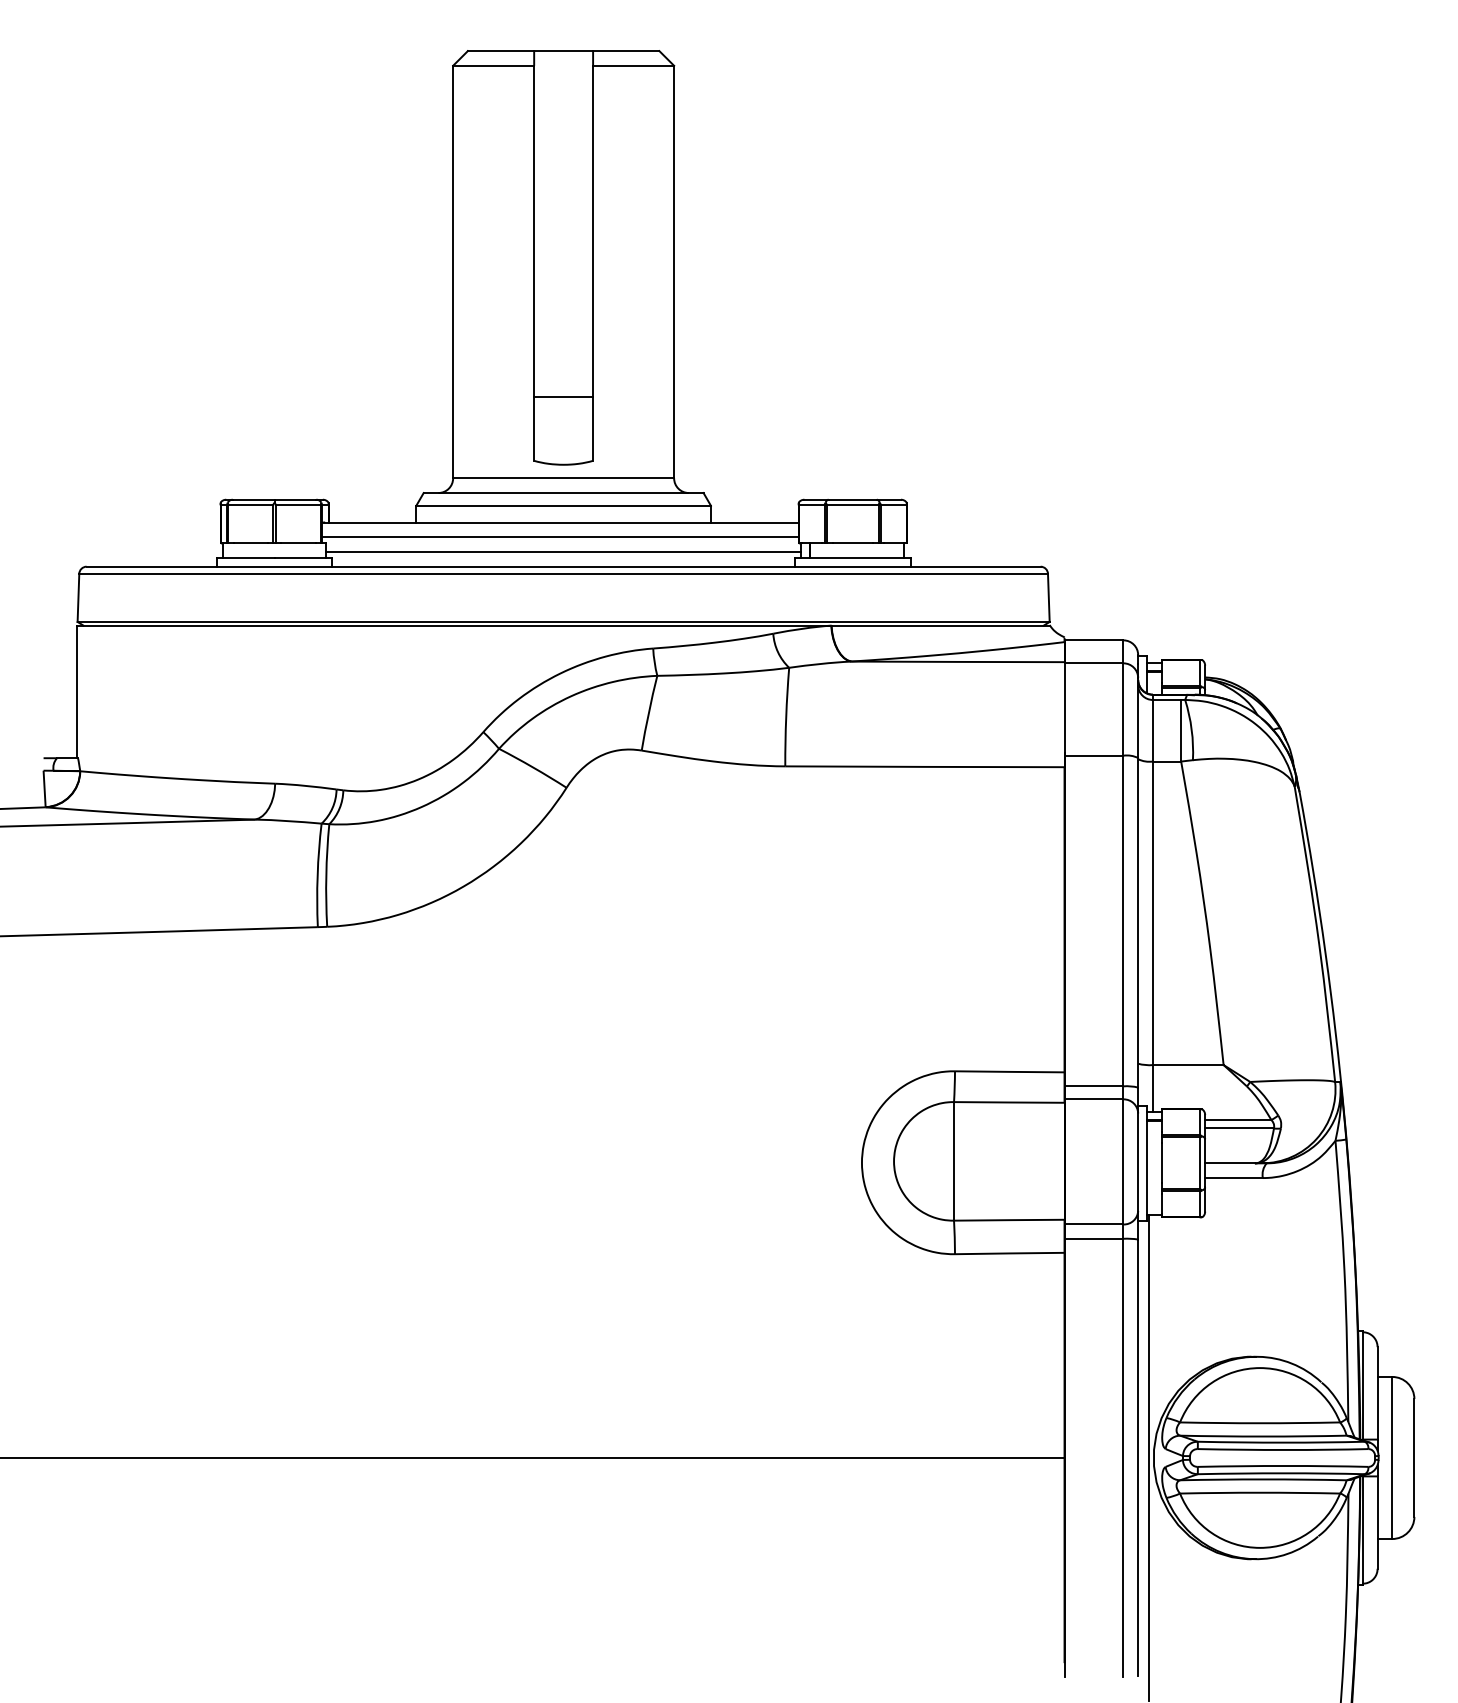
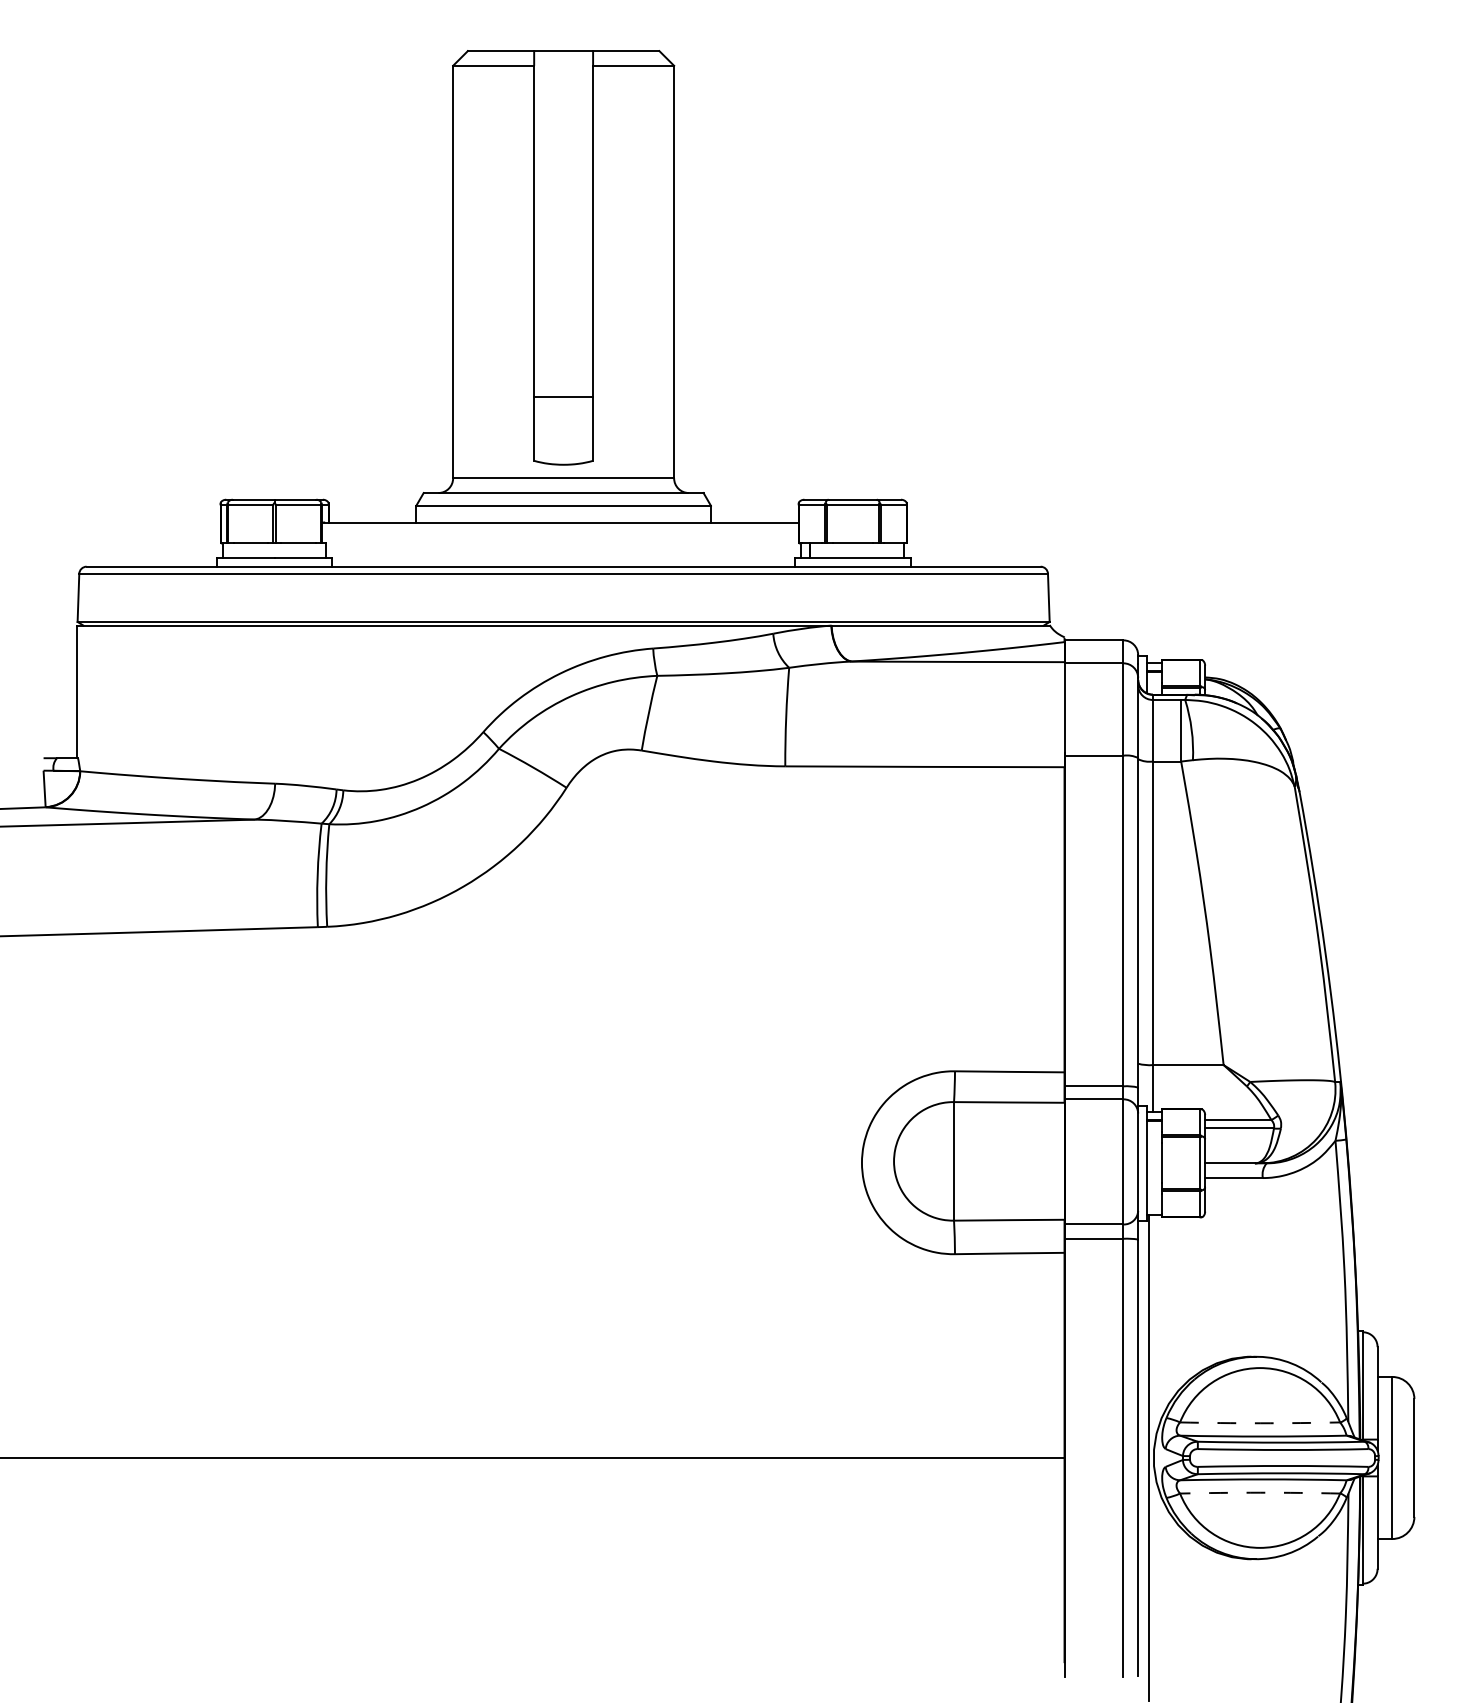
line: present -> none (560, 537)
line: present -> none (563, 551)
arc: solid -> dashed (1260, 1423)
arc: solid -> dashed (1260, 1492)
